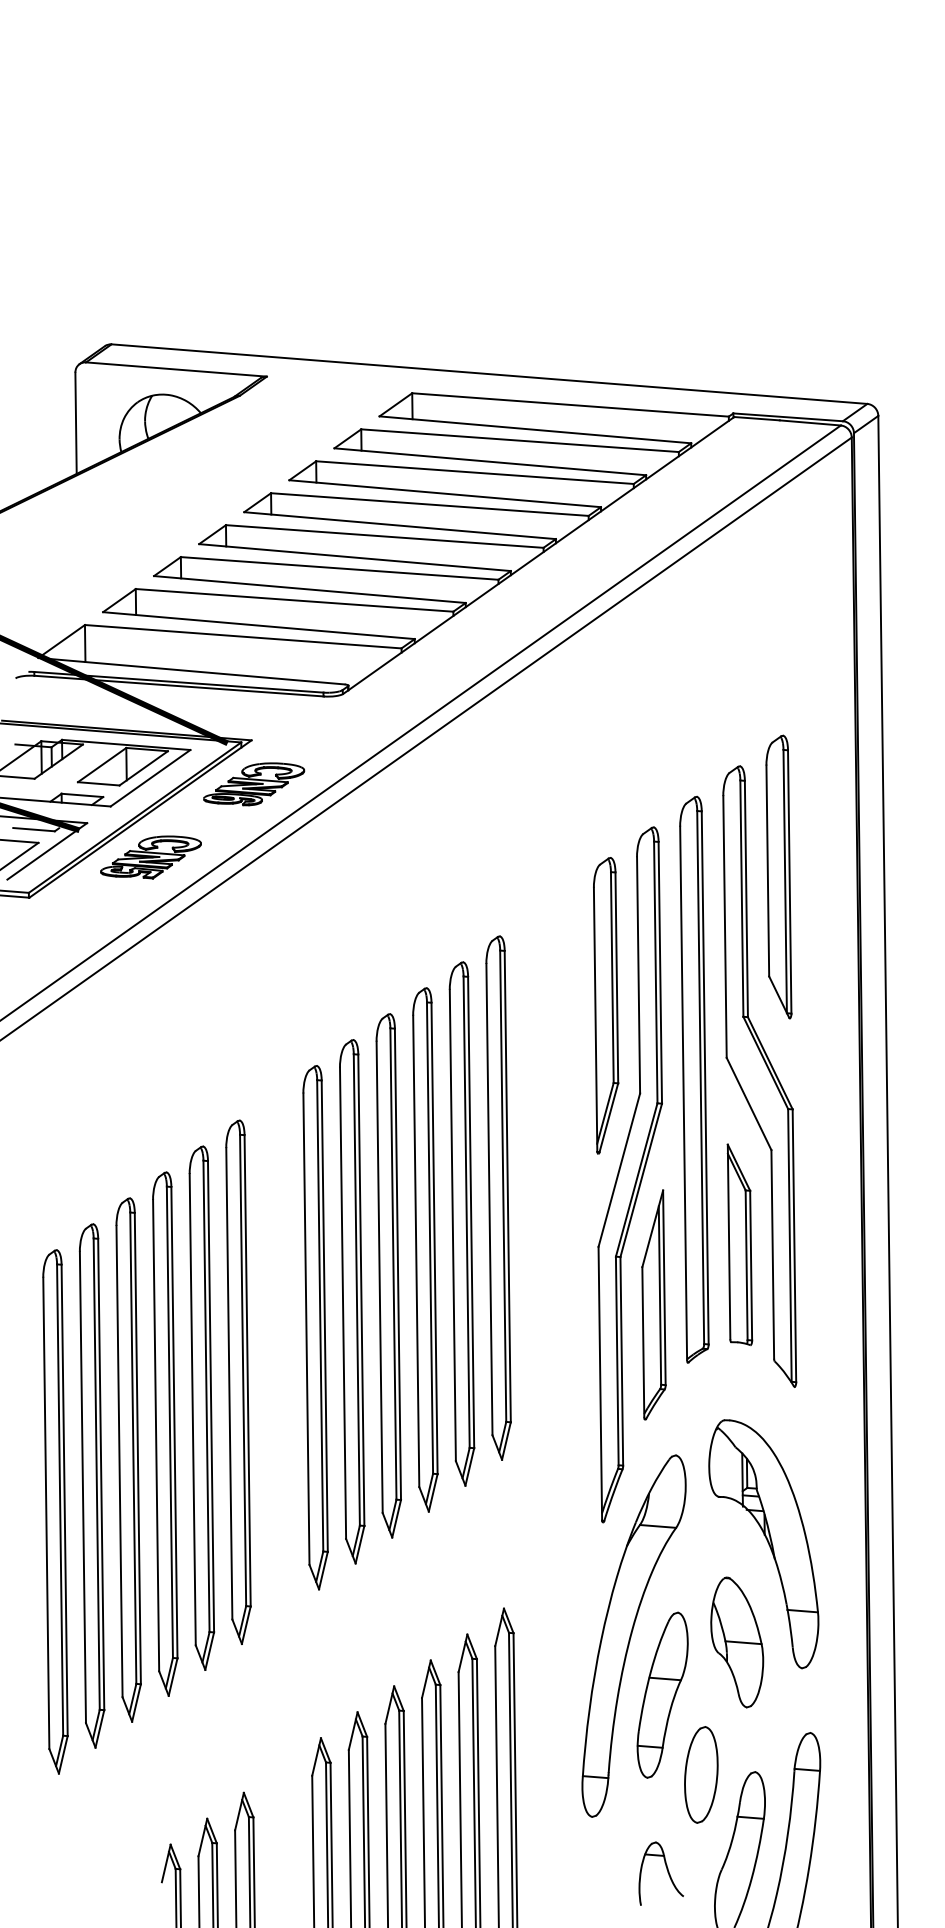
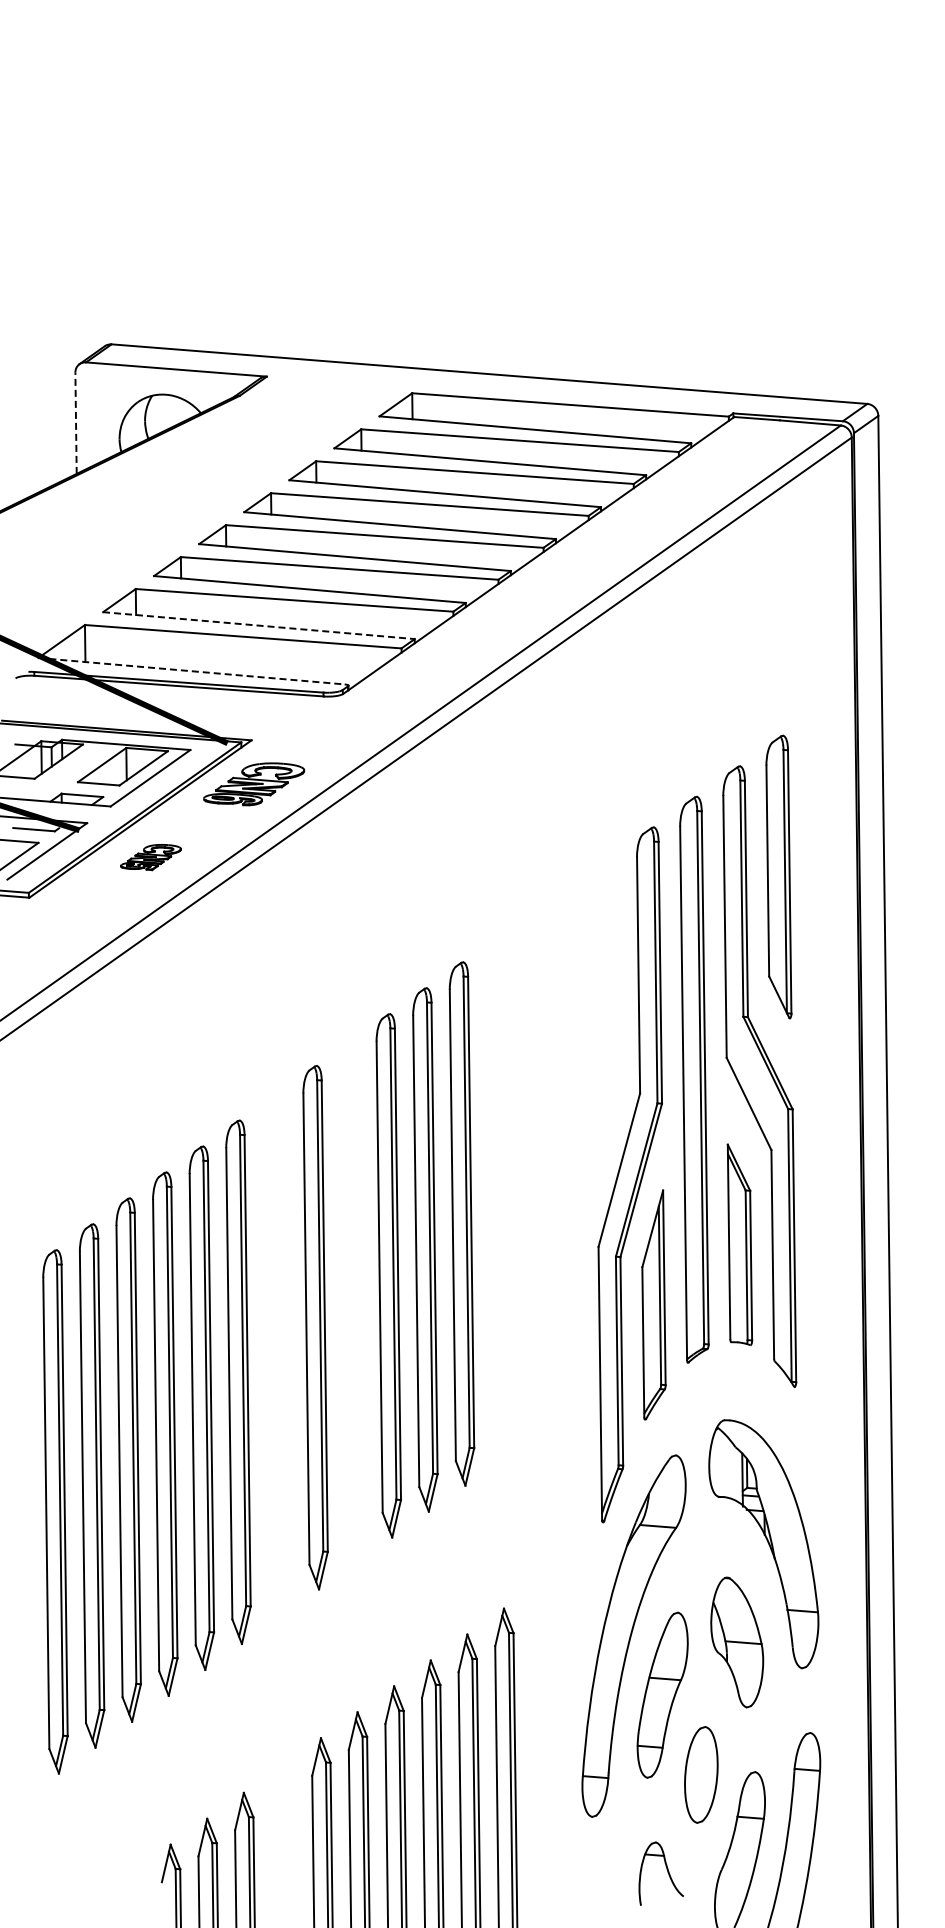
line: solid -> dashed (76, 423)
line: solid -> dashed (259, 625)
line: solid -> dashed (191, 671)
part size: 102x45 px -> 62x28 px (150, 857)
part: present -> none (606, 1005)
part: present -> none (498, 1197)
part: present -> none (352, 1301)
